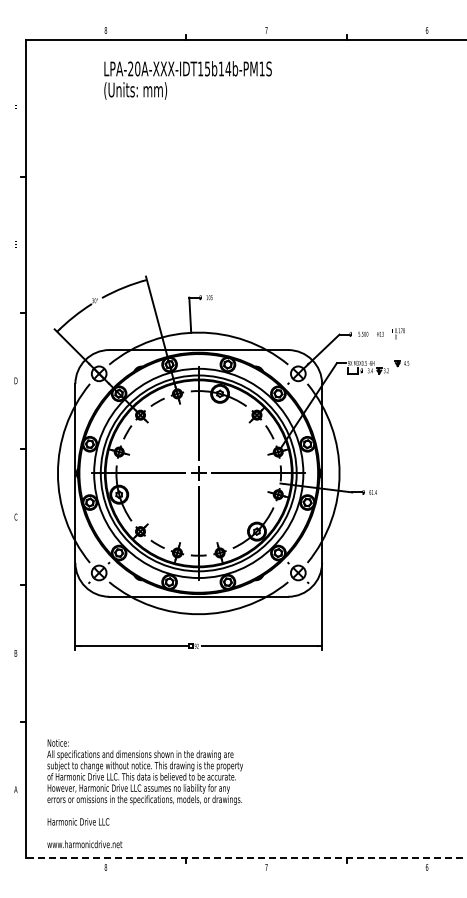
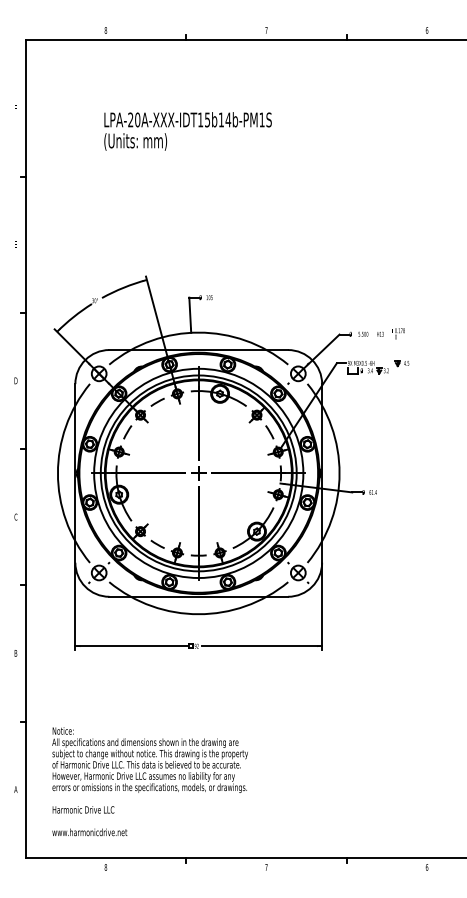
text position: (187, 80) -> (187, 131) (187, 131)
text position: (144, 793) -> (149, 781) (149, 781)
line: dashed -> solid (245, 857)
